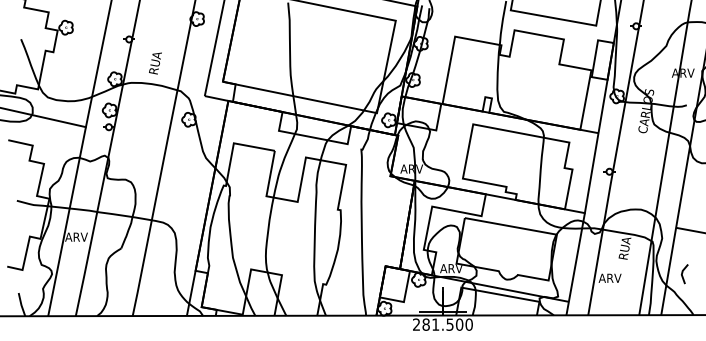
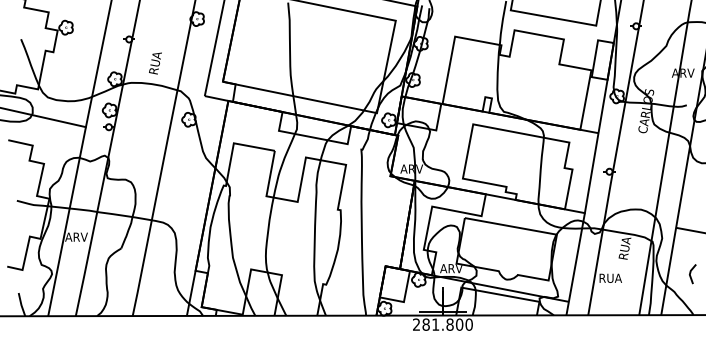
line position: (682, 274) -> (690, 274) (690, 274)
text: ARV -> RUA (609, 277)
text: 281.500 -> 281.800 (449, 324)
